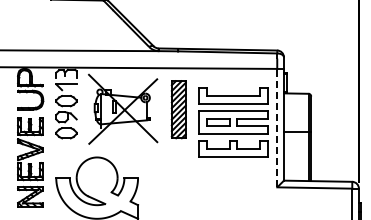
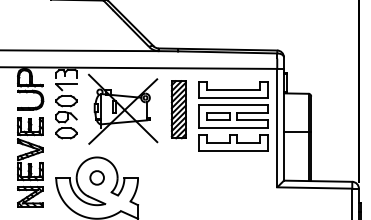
part position: (233, 122) -> (233, 116) (233, 116)
line: dashed -> solid (277, 127)
part: none -> present (96, 177)
